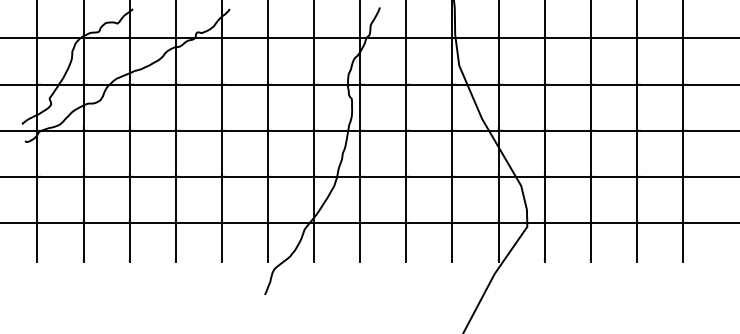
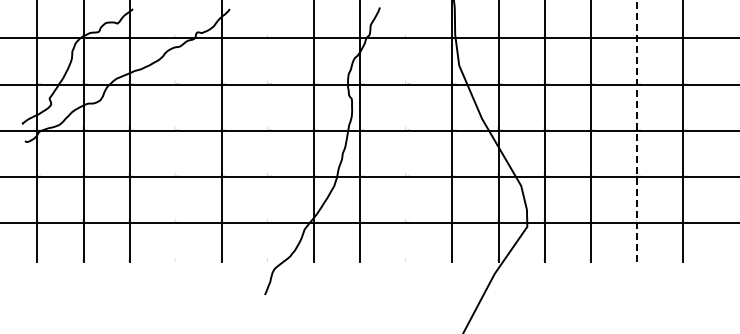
line: solid -> dashed (636, 131)
line: present -> none (175, 132)
line: present -> none (268, 132)
line: present -> none (406, 132)
